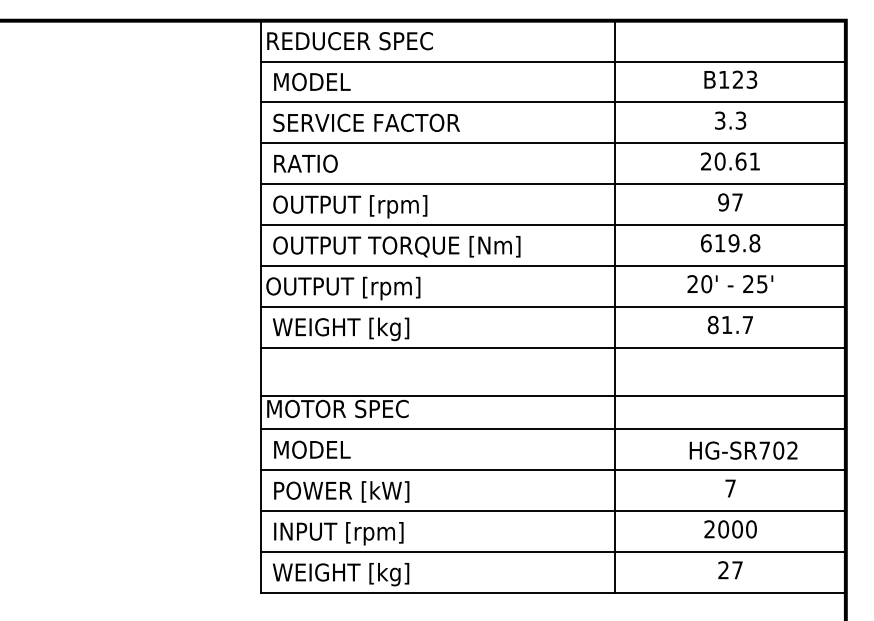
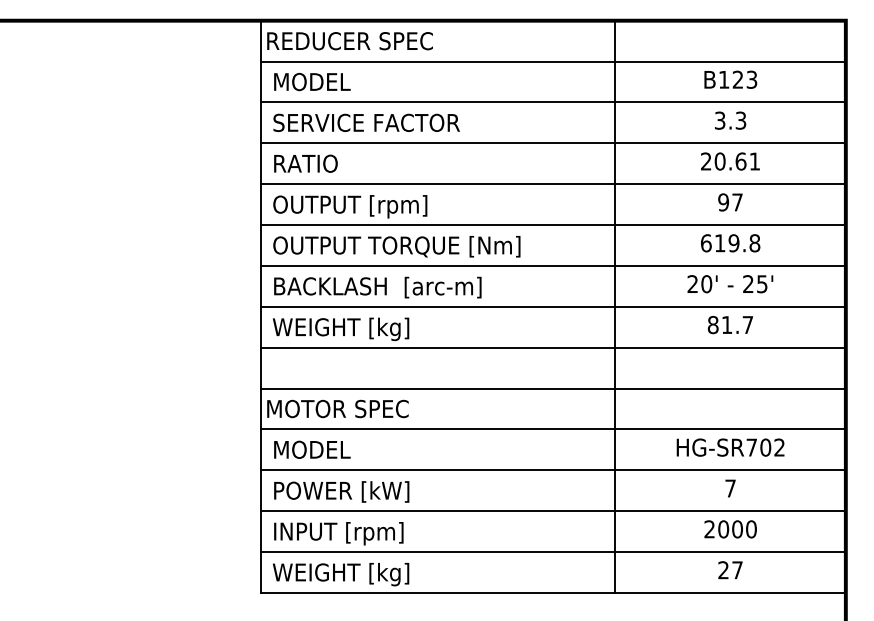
text: OUTPUT [rpm] -> BACKLASH  [arc-m] (373, 288)
line position: (552, 395) -> (552, 388) (552, 388)
text position: (743, 450) -> (730, 447) (730, 447)
